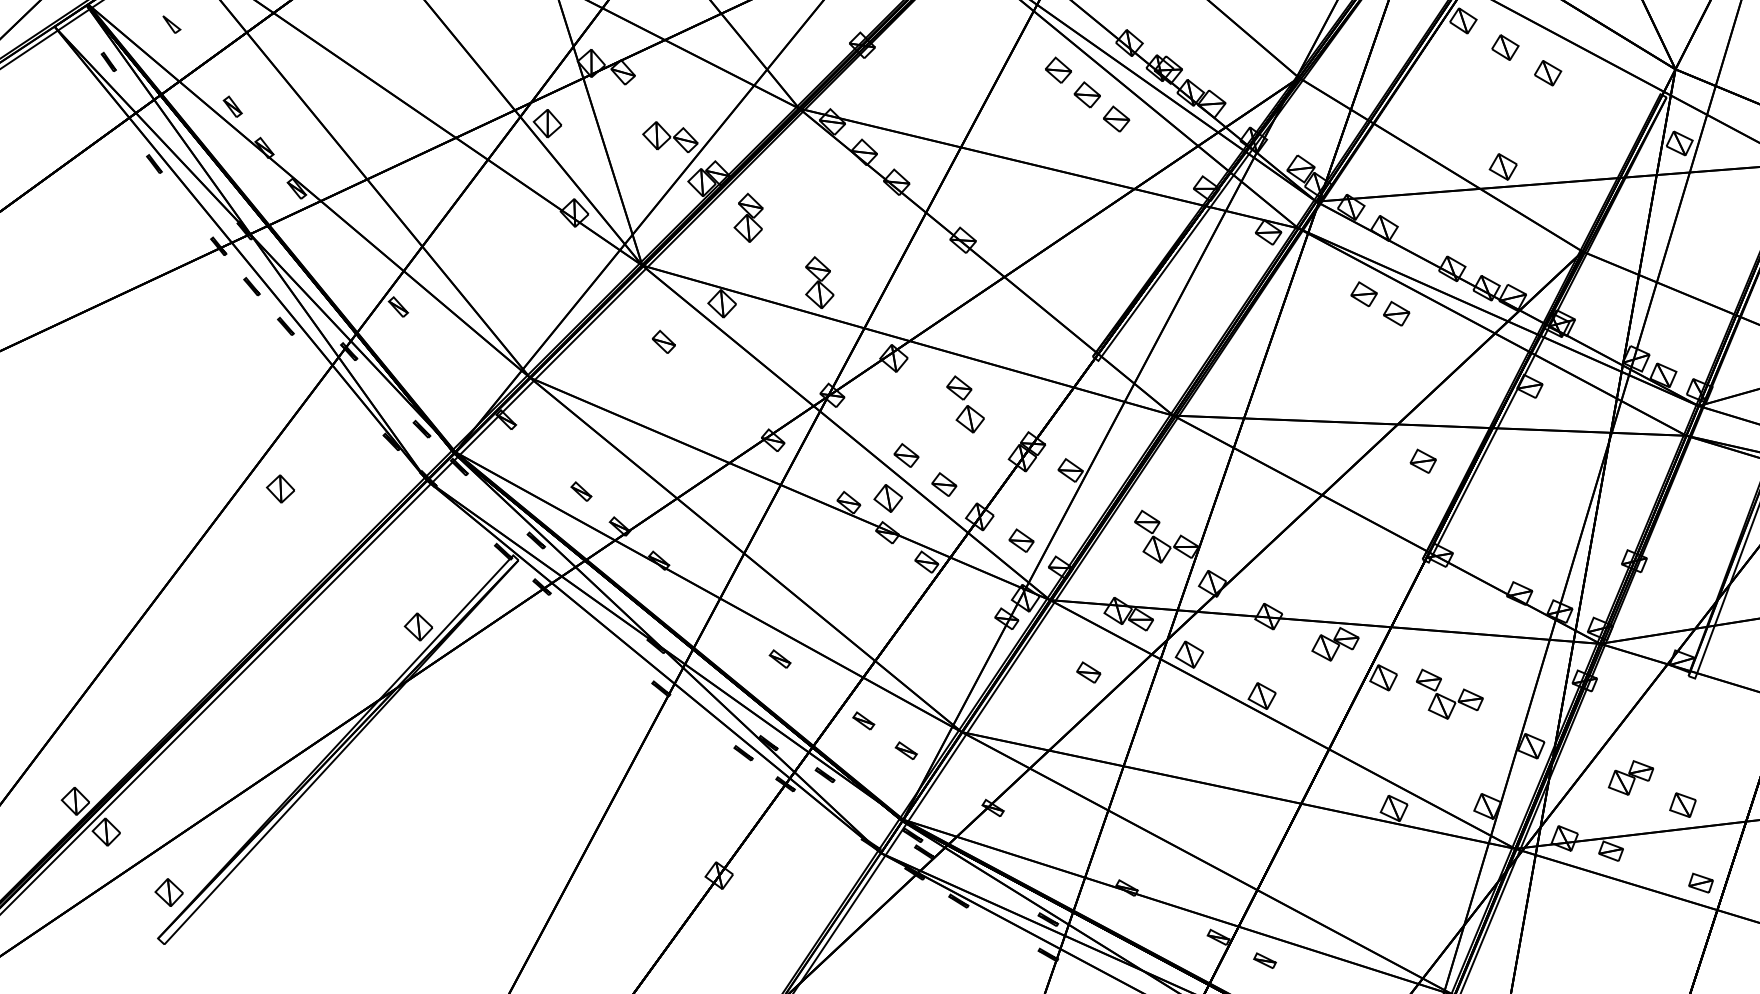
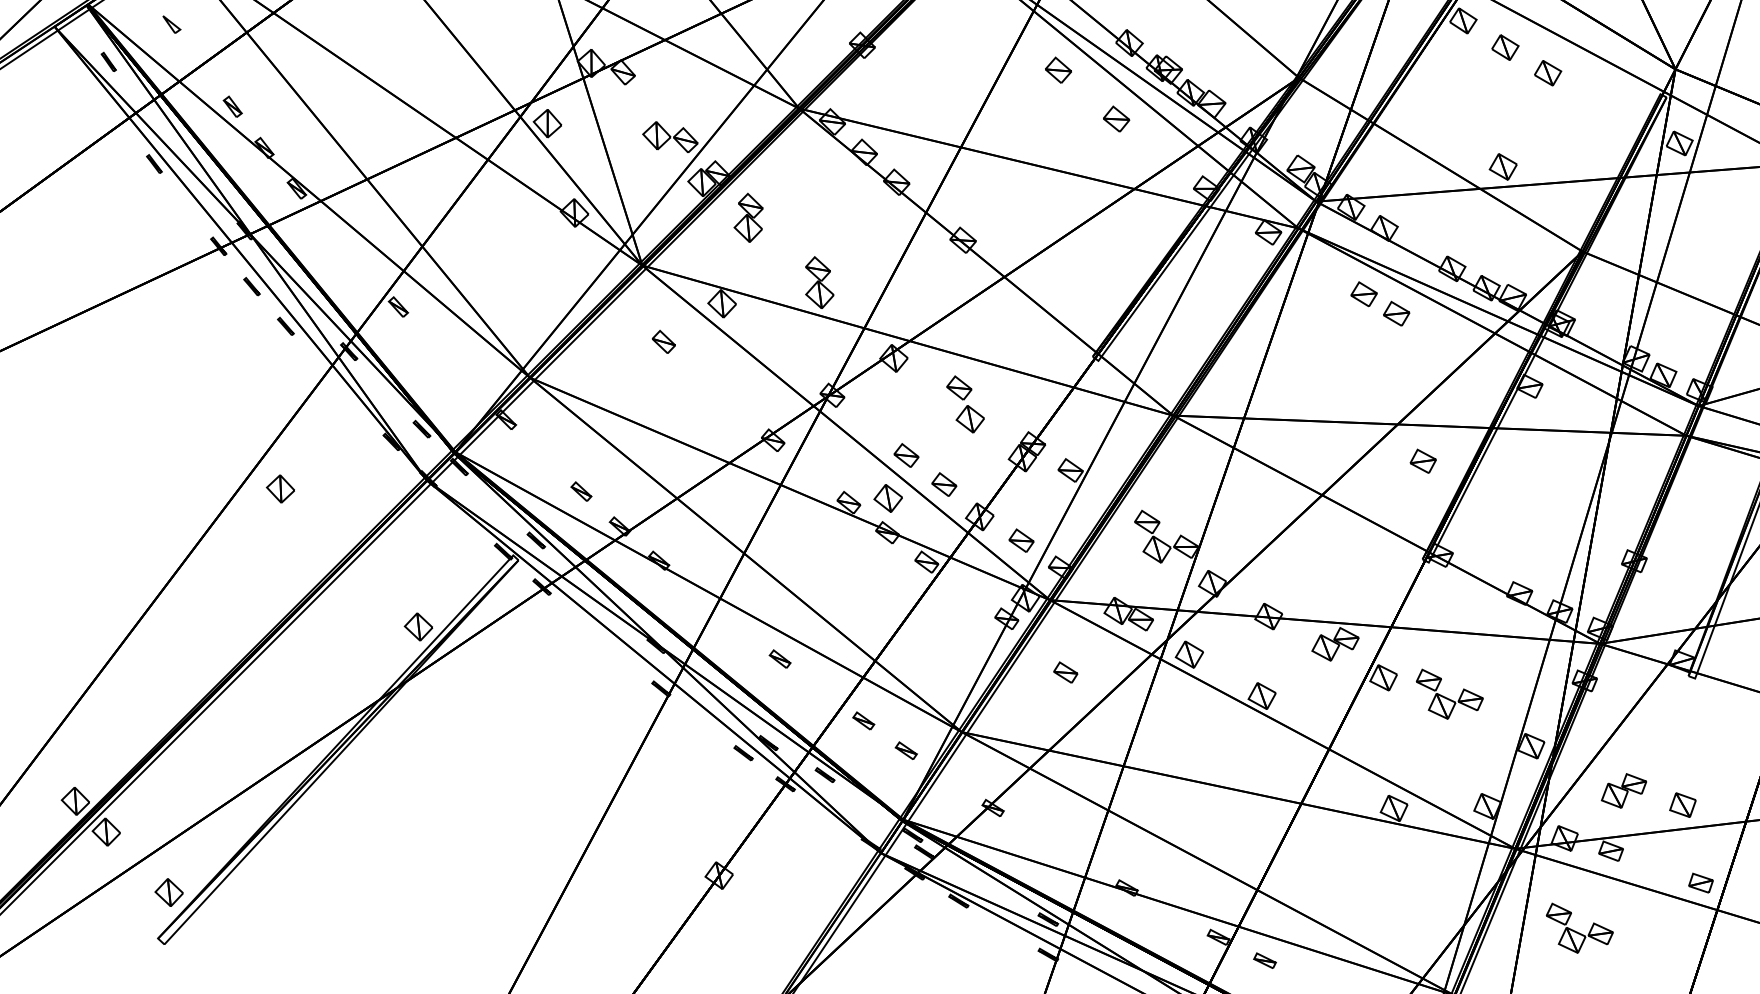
part: present -> none (1086, 94)
part position: (1088, 672) -> (1065, 672) (1065, 672)
part position: (1630, 777) -> (1623, 790) (1623, 790)
part: none -> present (1579, 927)
